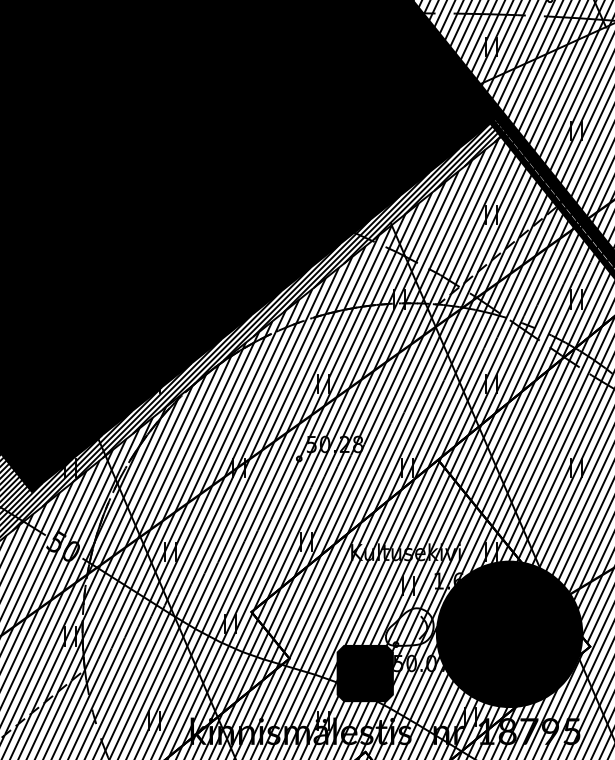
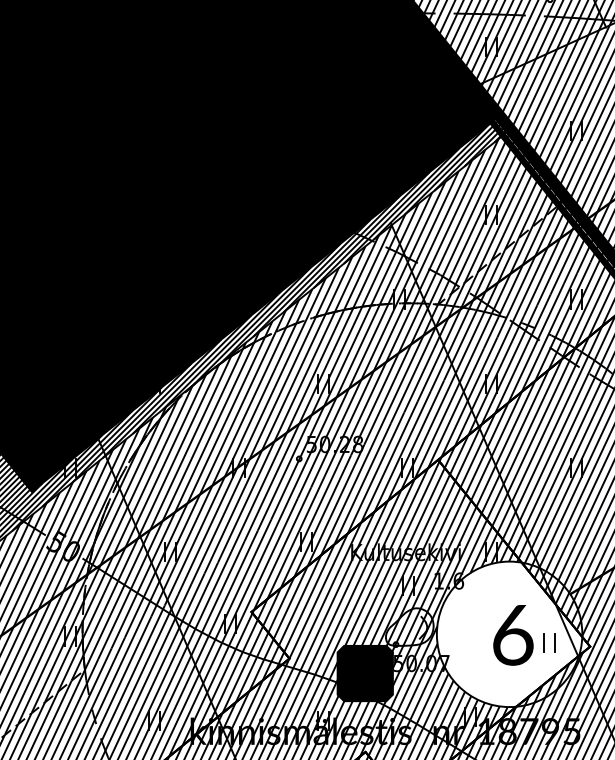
fill: present -> none (509, 634)
